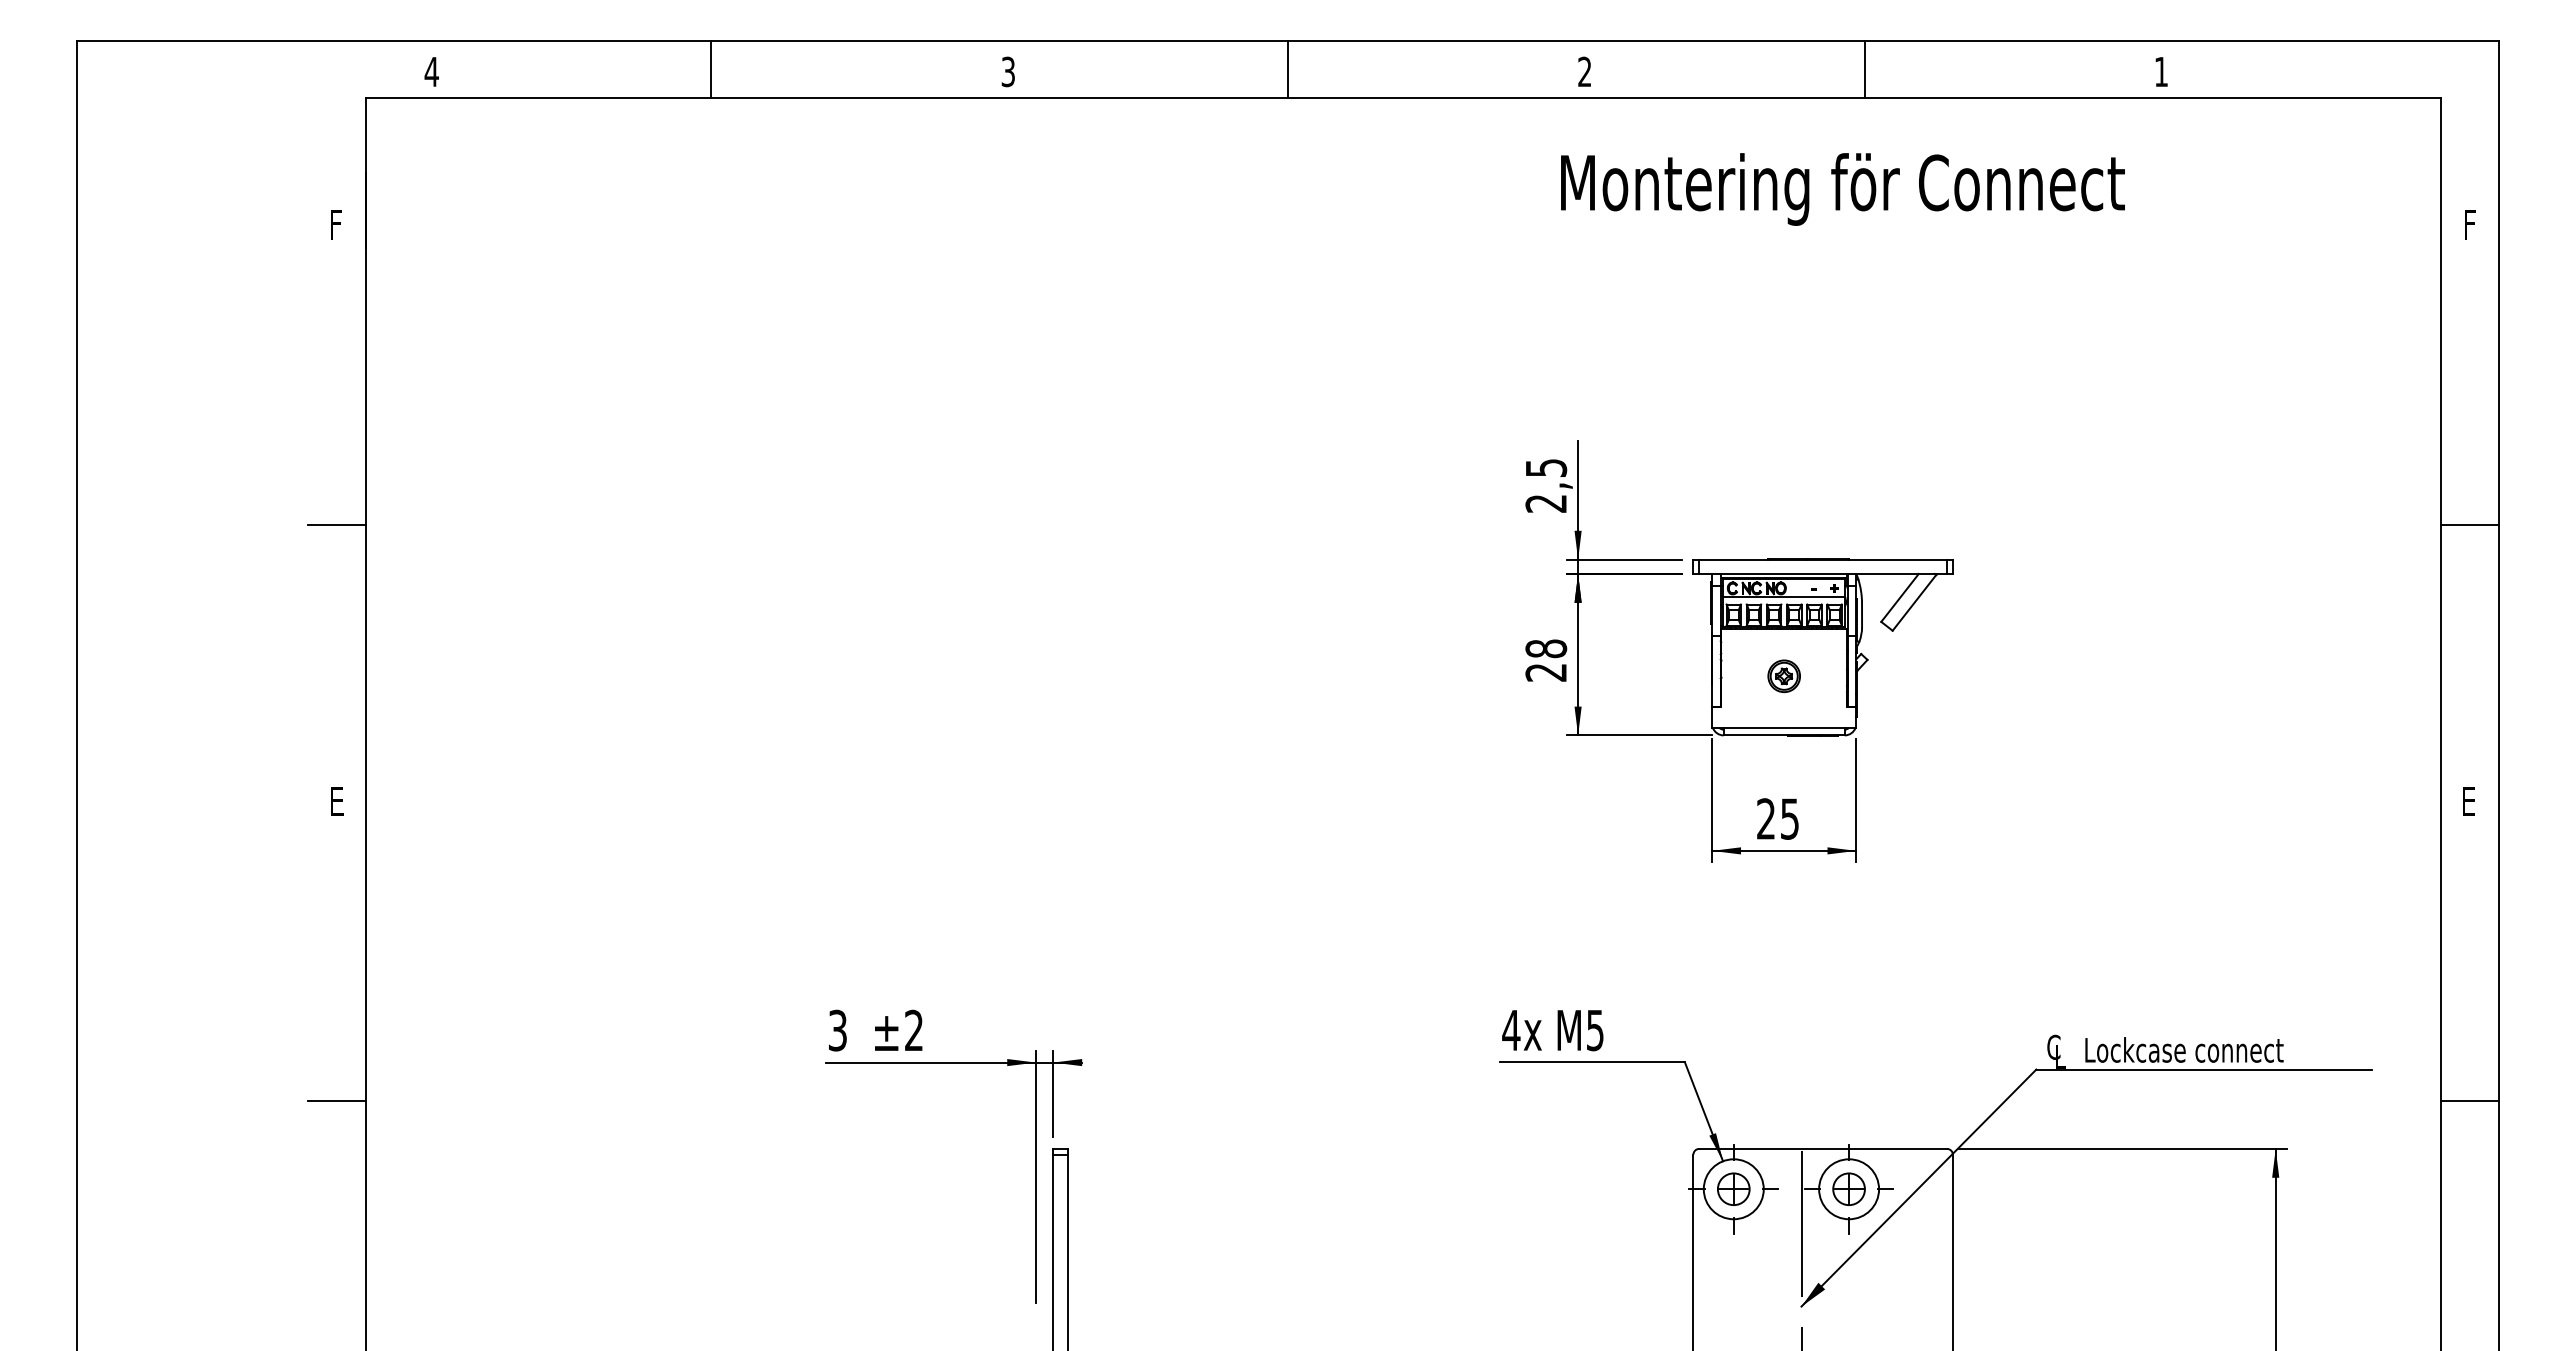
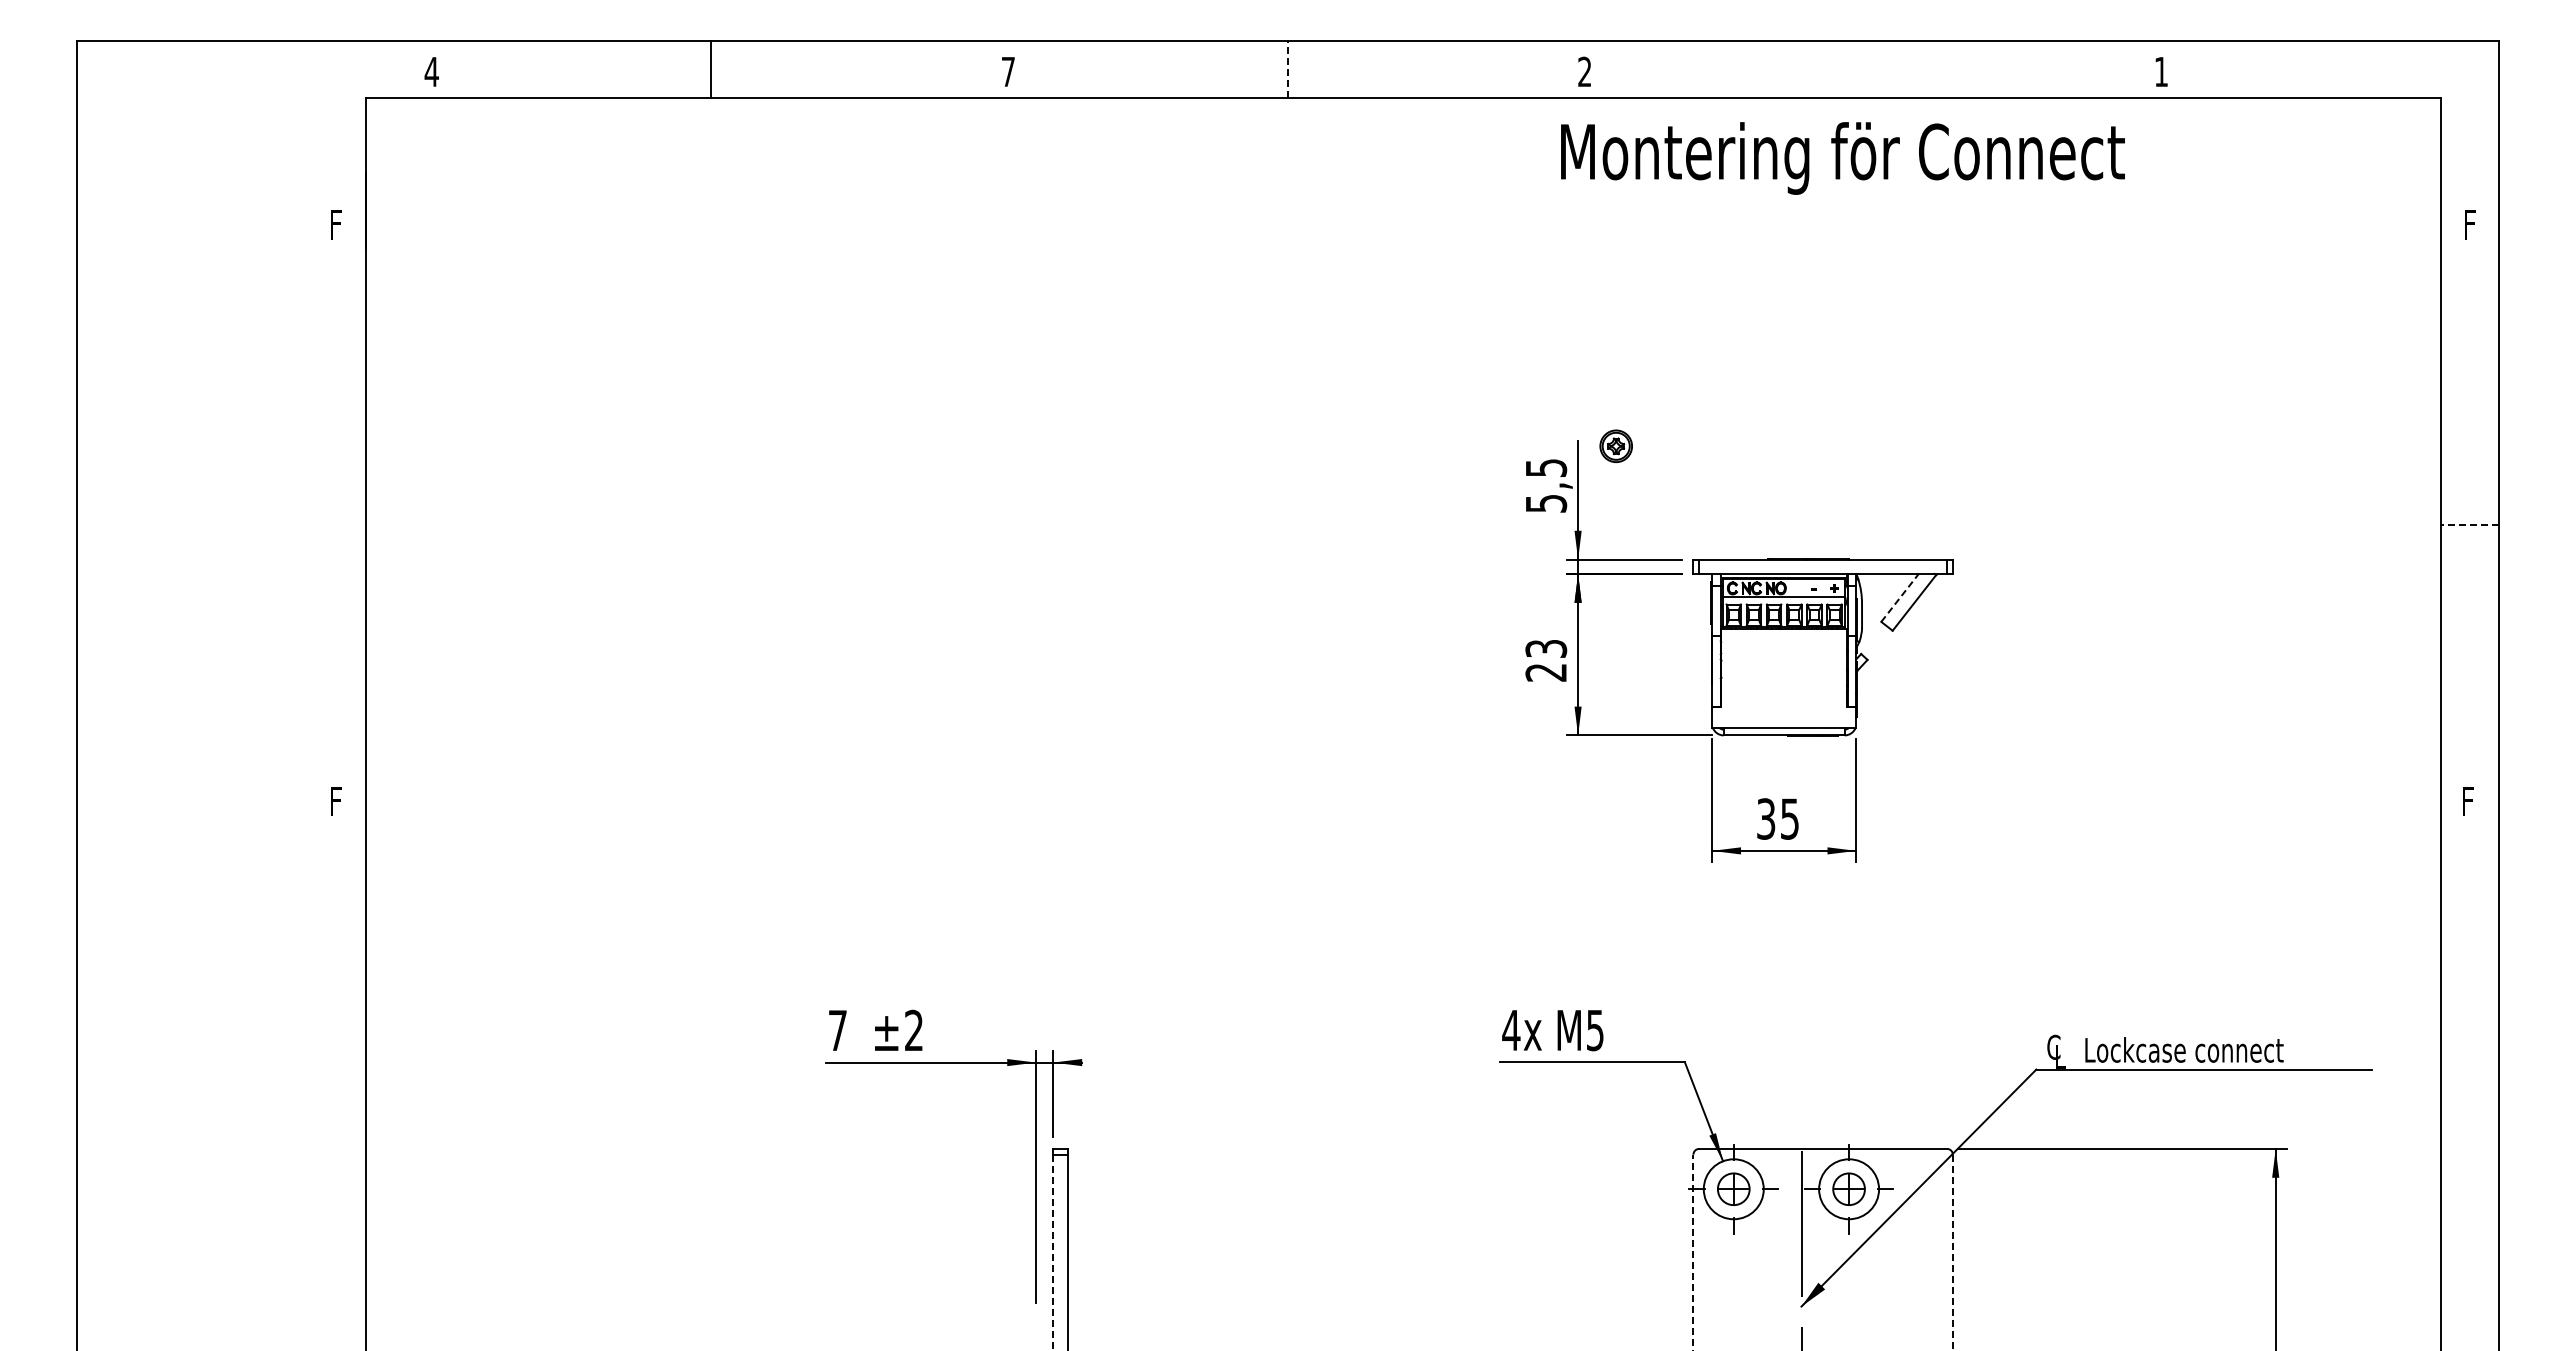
line: solid -> dashed (1288, 69)
line: present -> none (1864, 69)
text: 3 -> 7 (1007, 71)
text position: (1842, 189) -> (1842, 158) (1842, 158)
text: 2,5 -> 5,5 (1546, 503)
line: present -> none (336, 524)
line: solid -> dashed (2469, 524)
line: solid -> dashed (1900, 597)
text: 28 -> 23 (1546, 648)
part position: (1783, 676) -> (1615, 446) (1615, 446)
text: E -> F (338, 801)
text: E -> F (2469, 801)
text: 25 -> 35 (1766, 818)
text: 3 -> 7 (837, 1030)
line: present -> none (336, 1101)
line: present -> none (2469, 1101)
line: solid -> dashed (1053, 1252)
line: solid -> dashed (1693, 1252)
line: solid -> dashed (1952, 1252)
